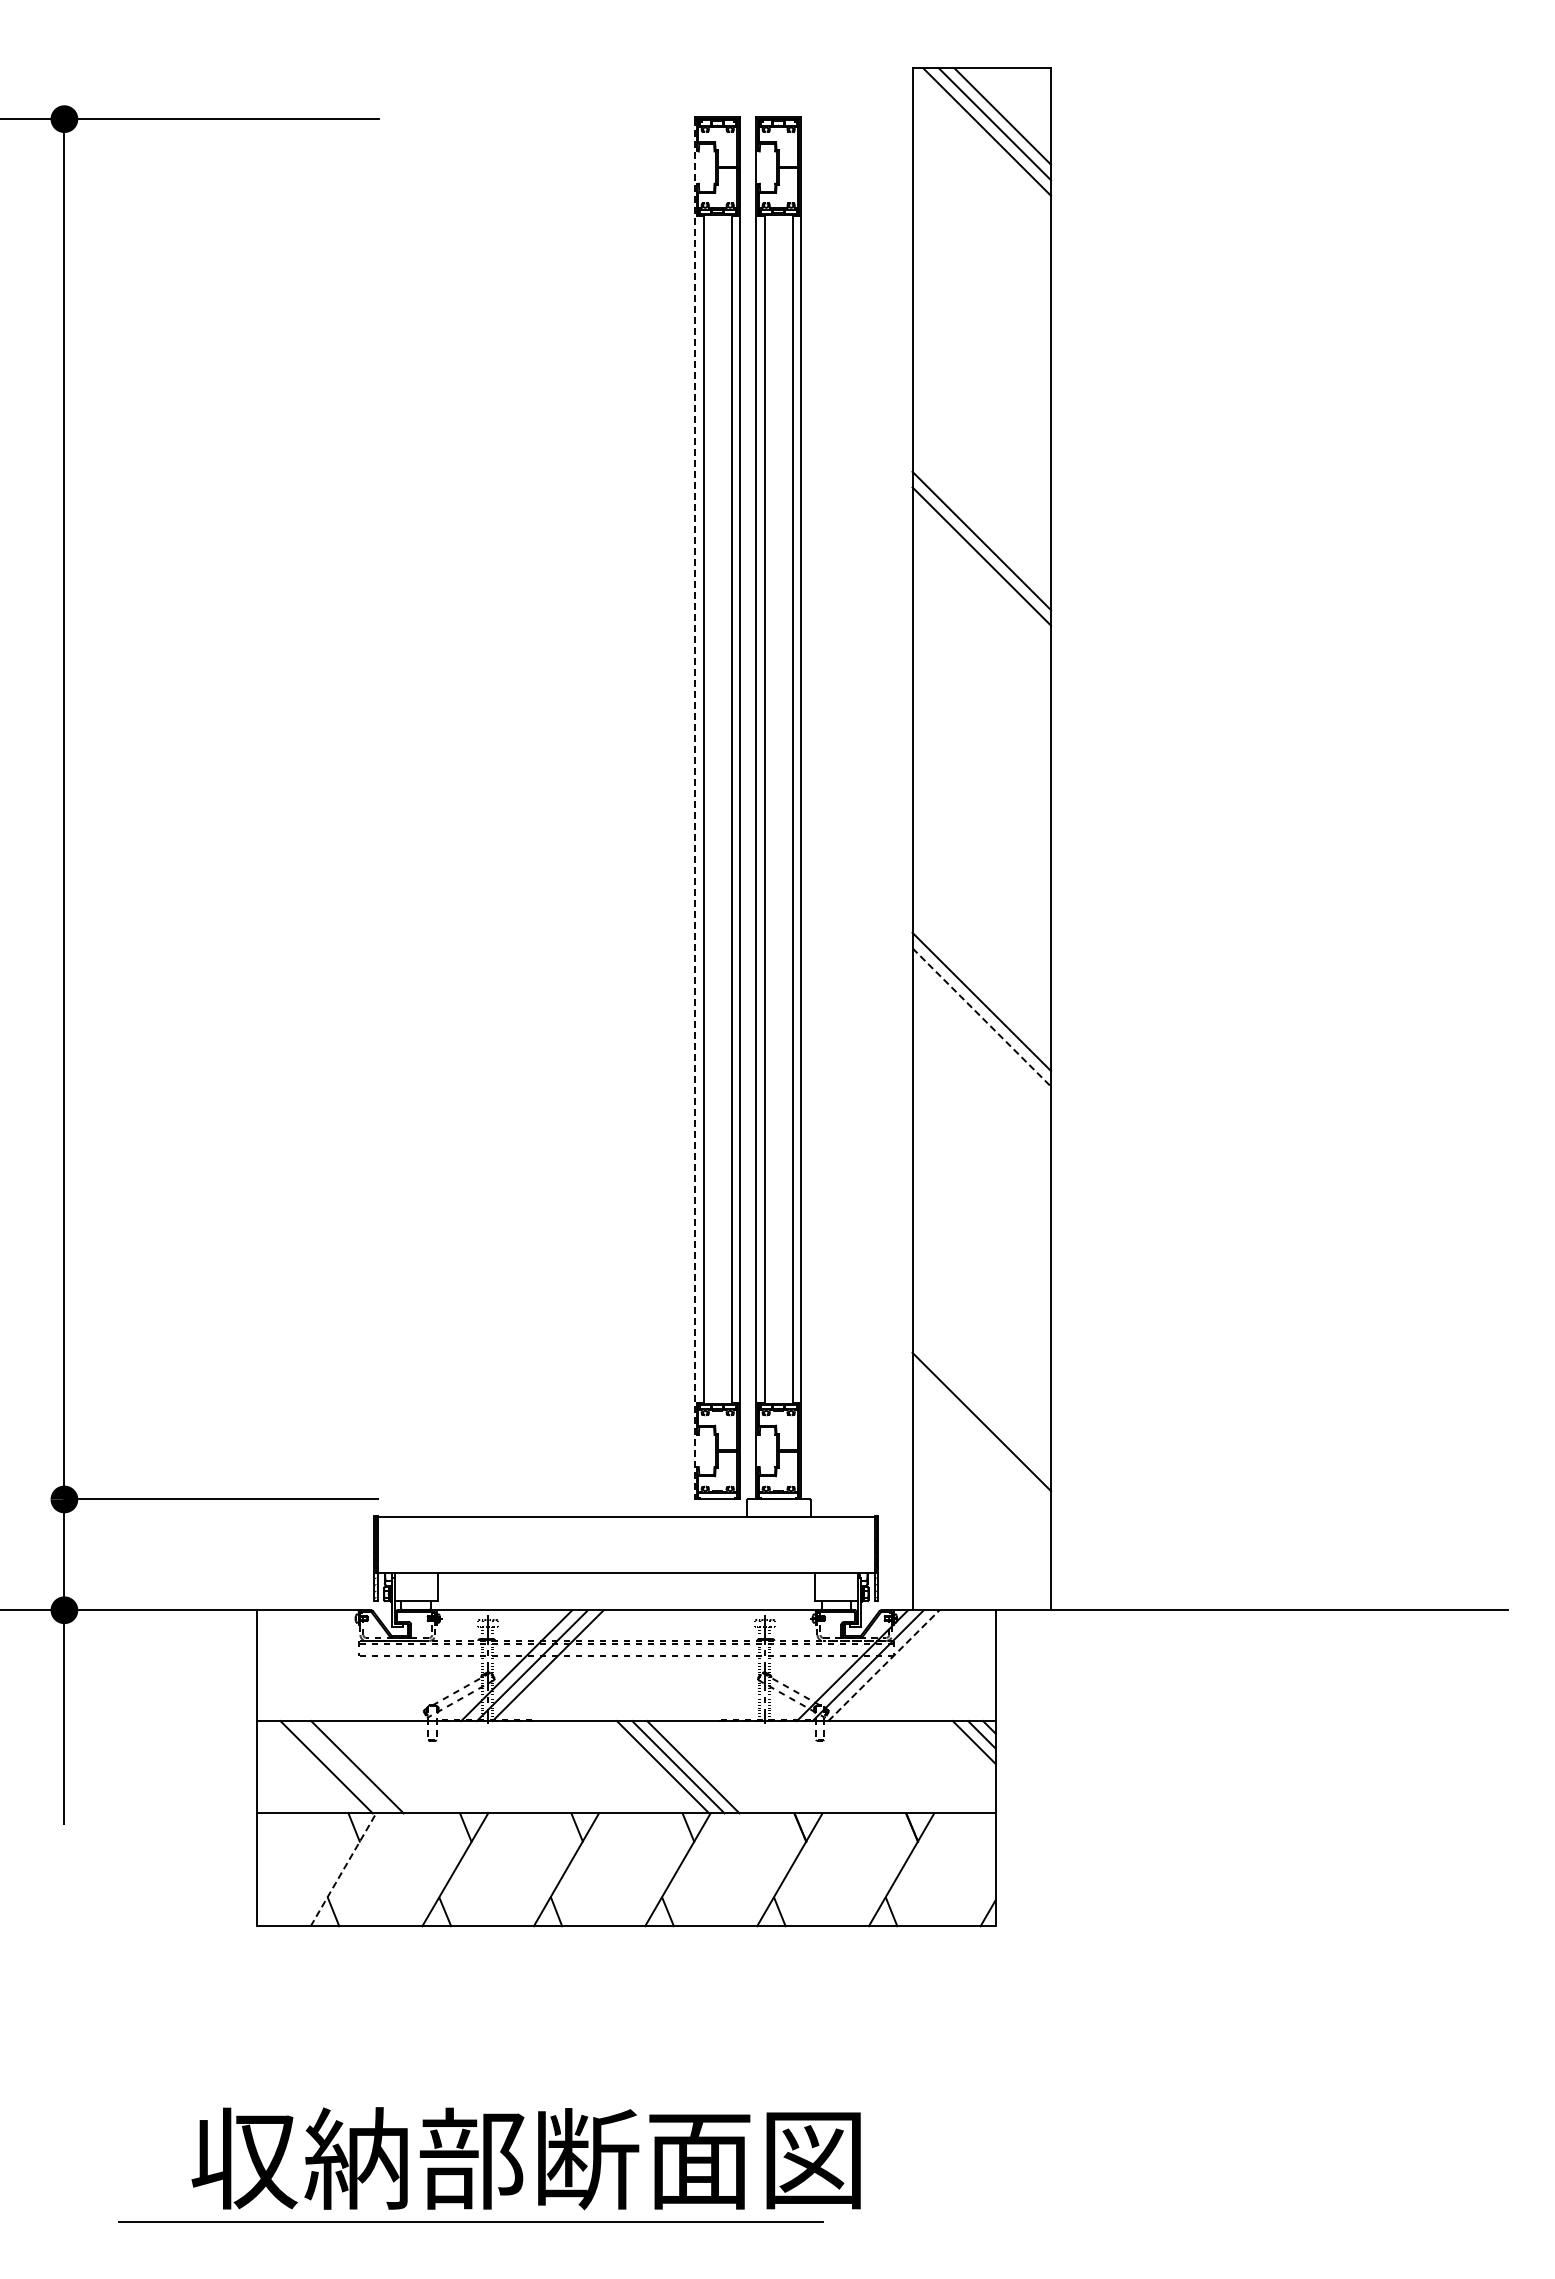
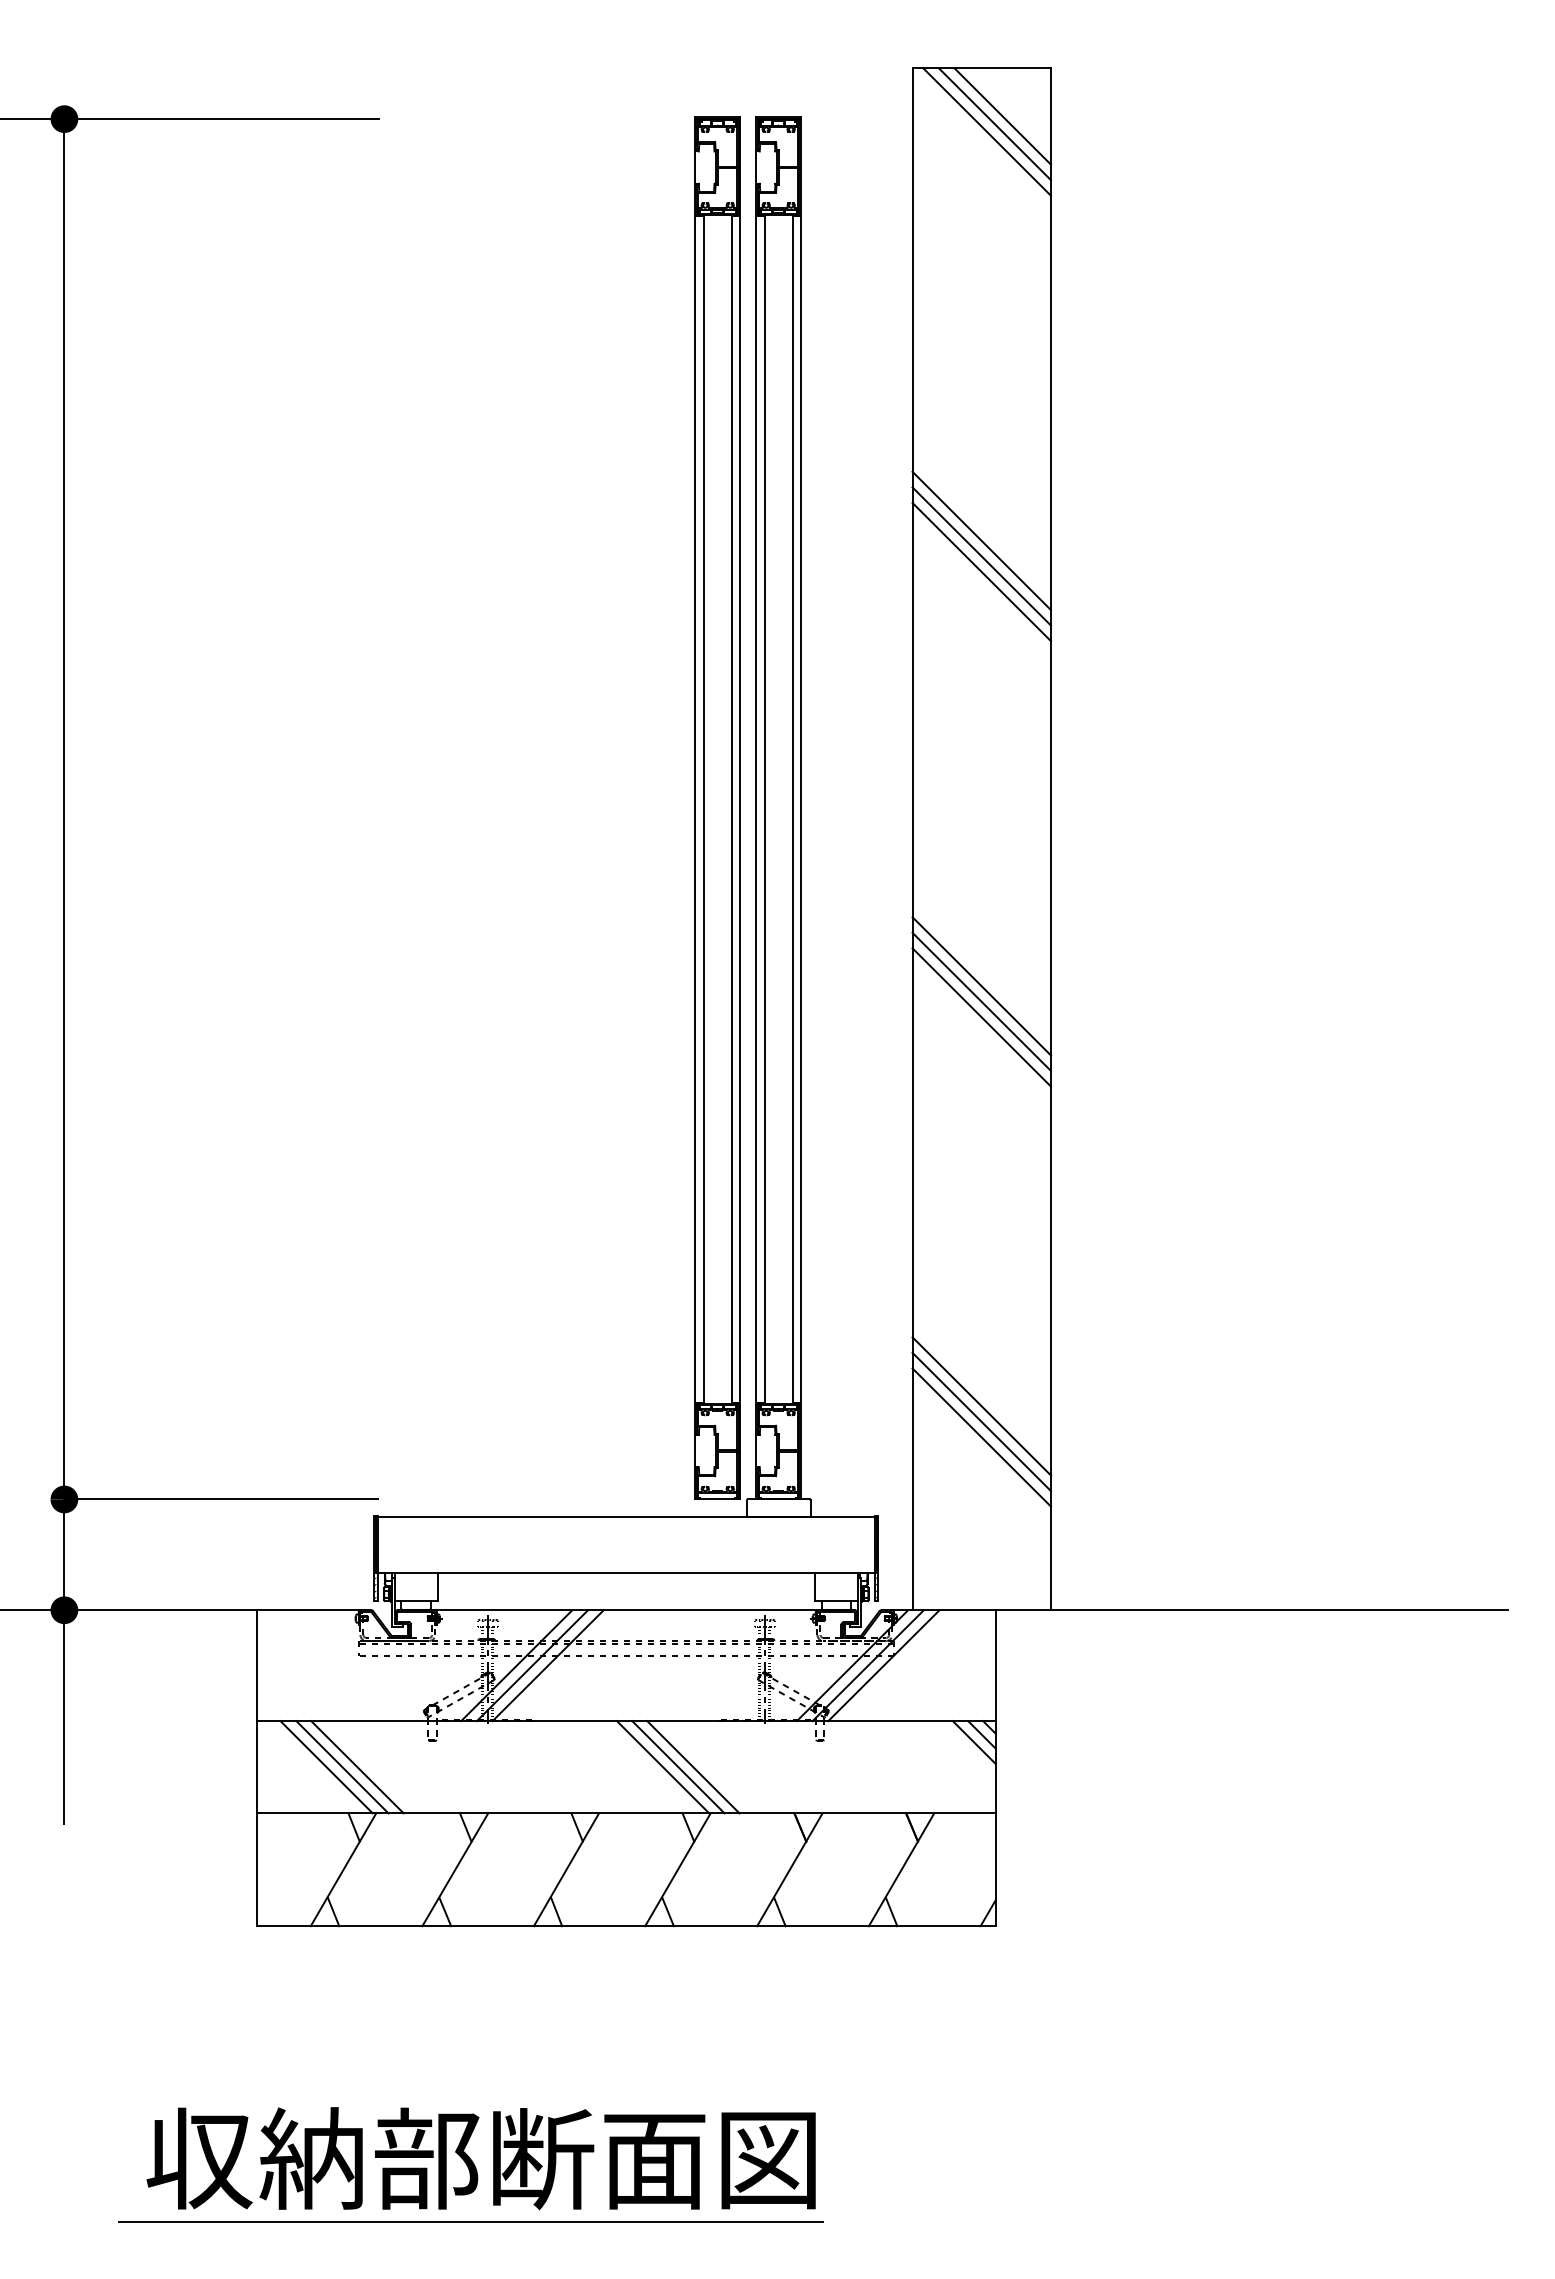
line: none -> present (981, 571)
line: dashed -> solid (695, 809)
line: none -> present (981, 986)
line: dashed -> solid (981, 1017)
line: none -> present (981, 1406)
line: none -> present (981, 1437)
line: dashed -> solid (884, 1665)
line: none -> present (342, 1767)
line: dashed -> solid (343, 1869)
text position: (525, 2158) -> (480, 2158) (480, 2158)
